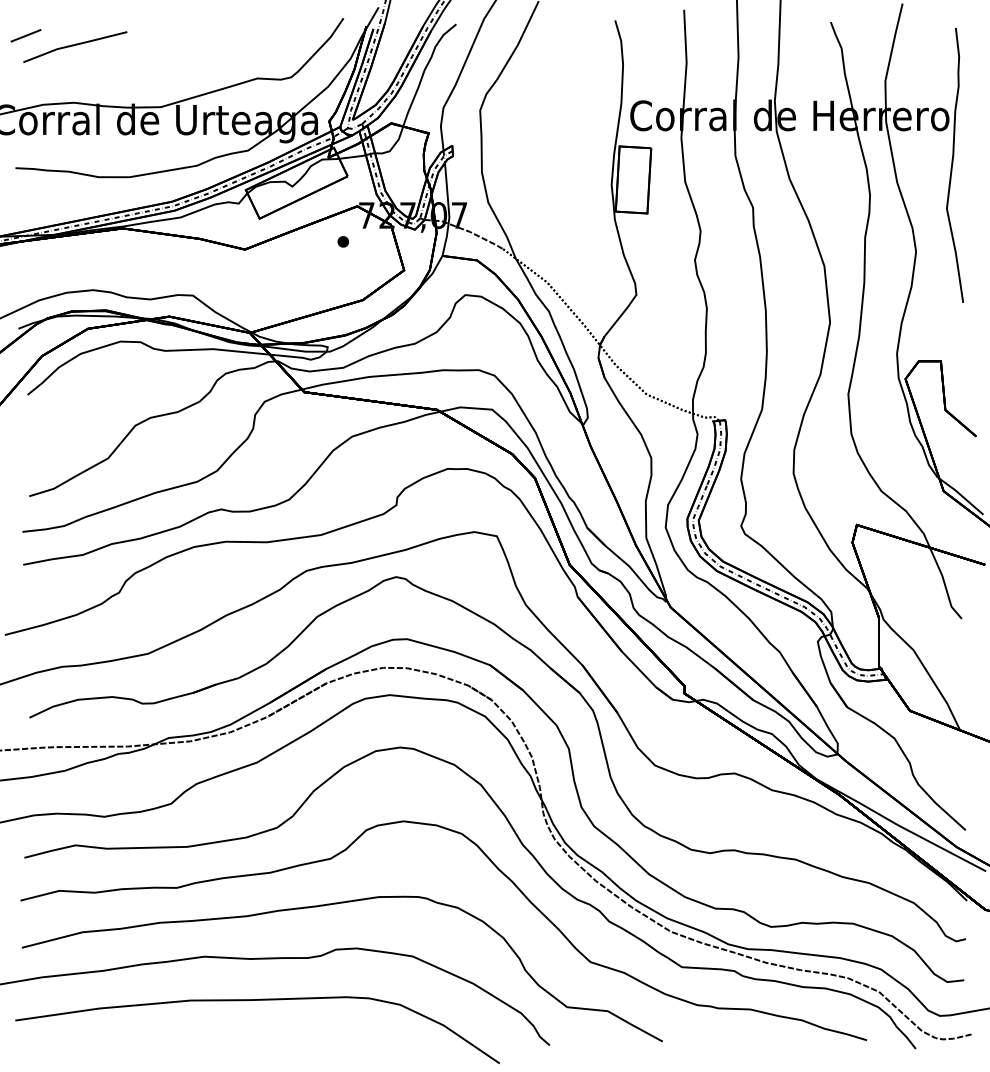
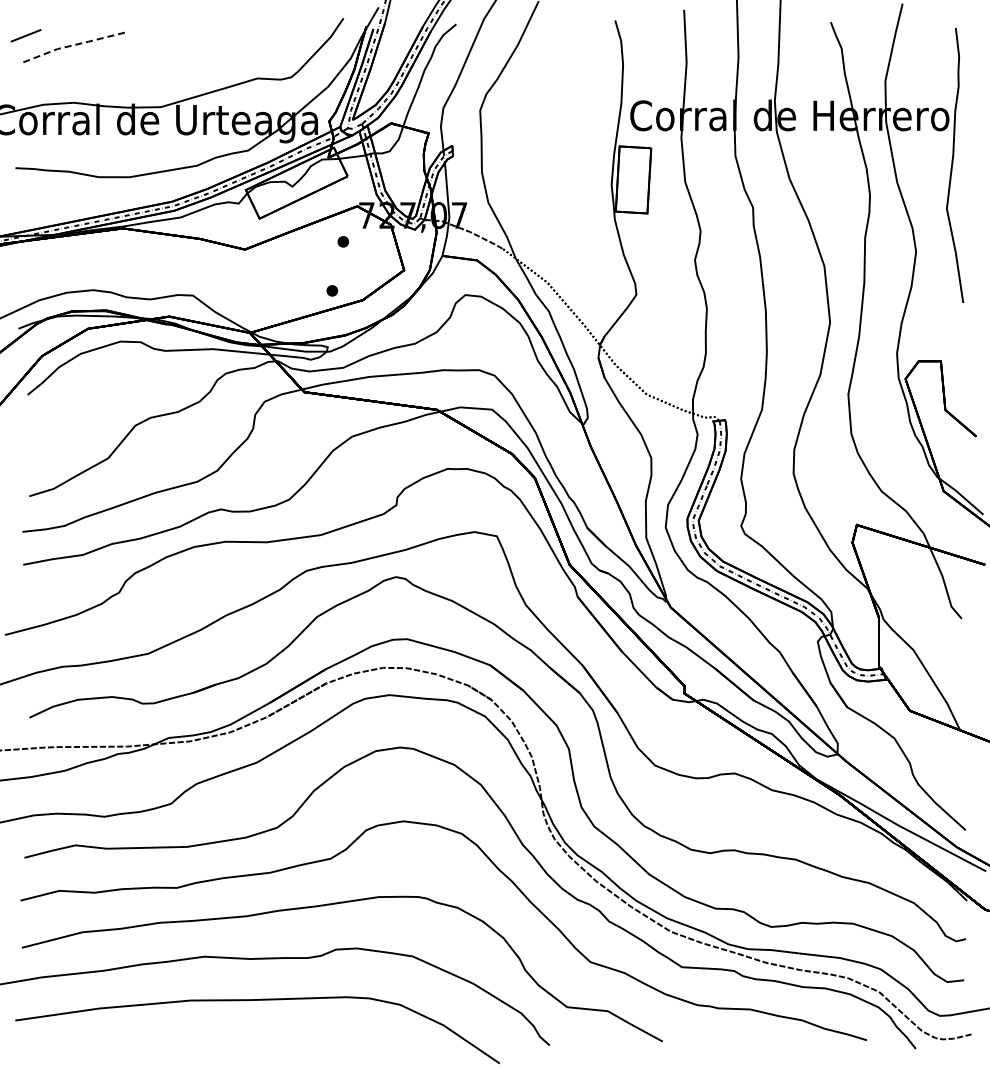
line: solid -> dashed (75, 44)
part: none -> present (332, 290)
